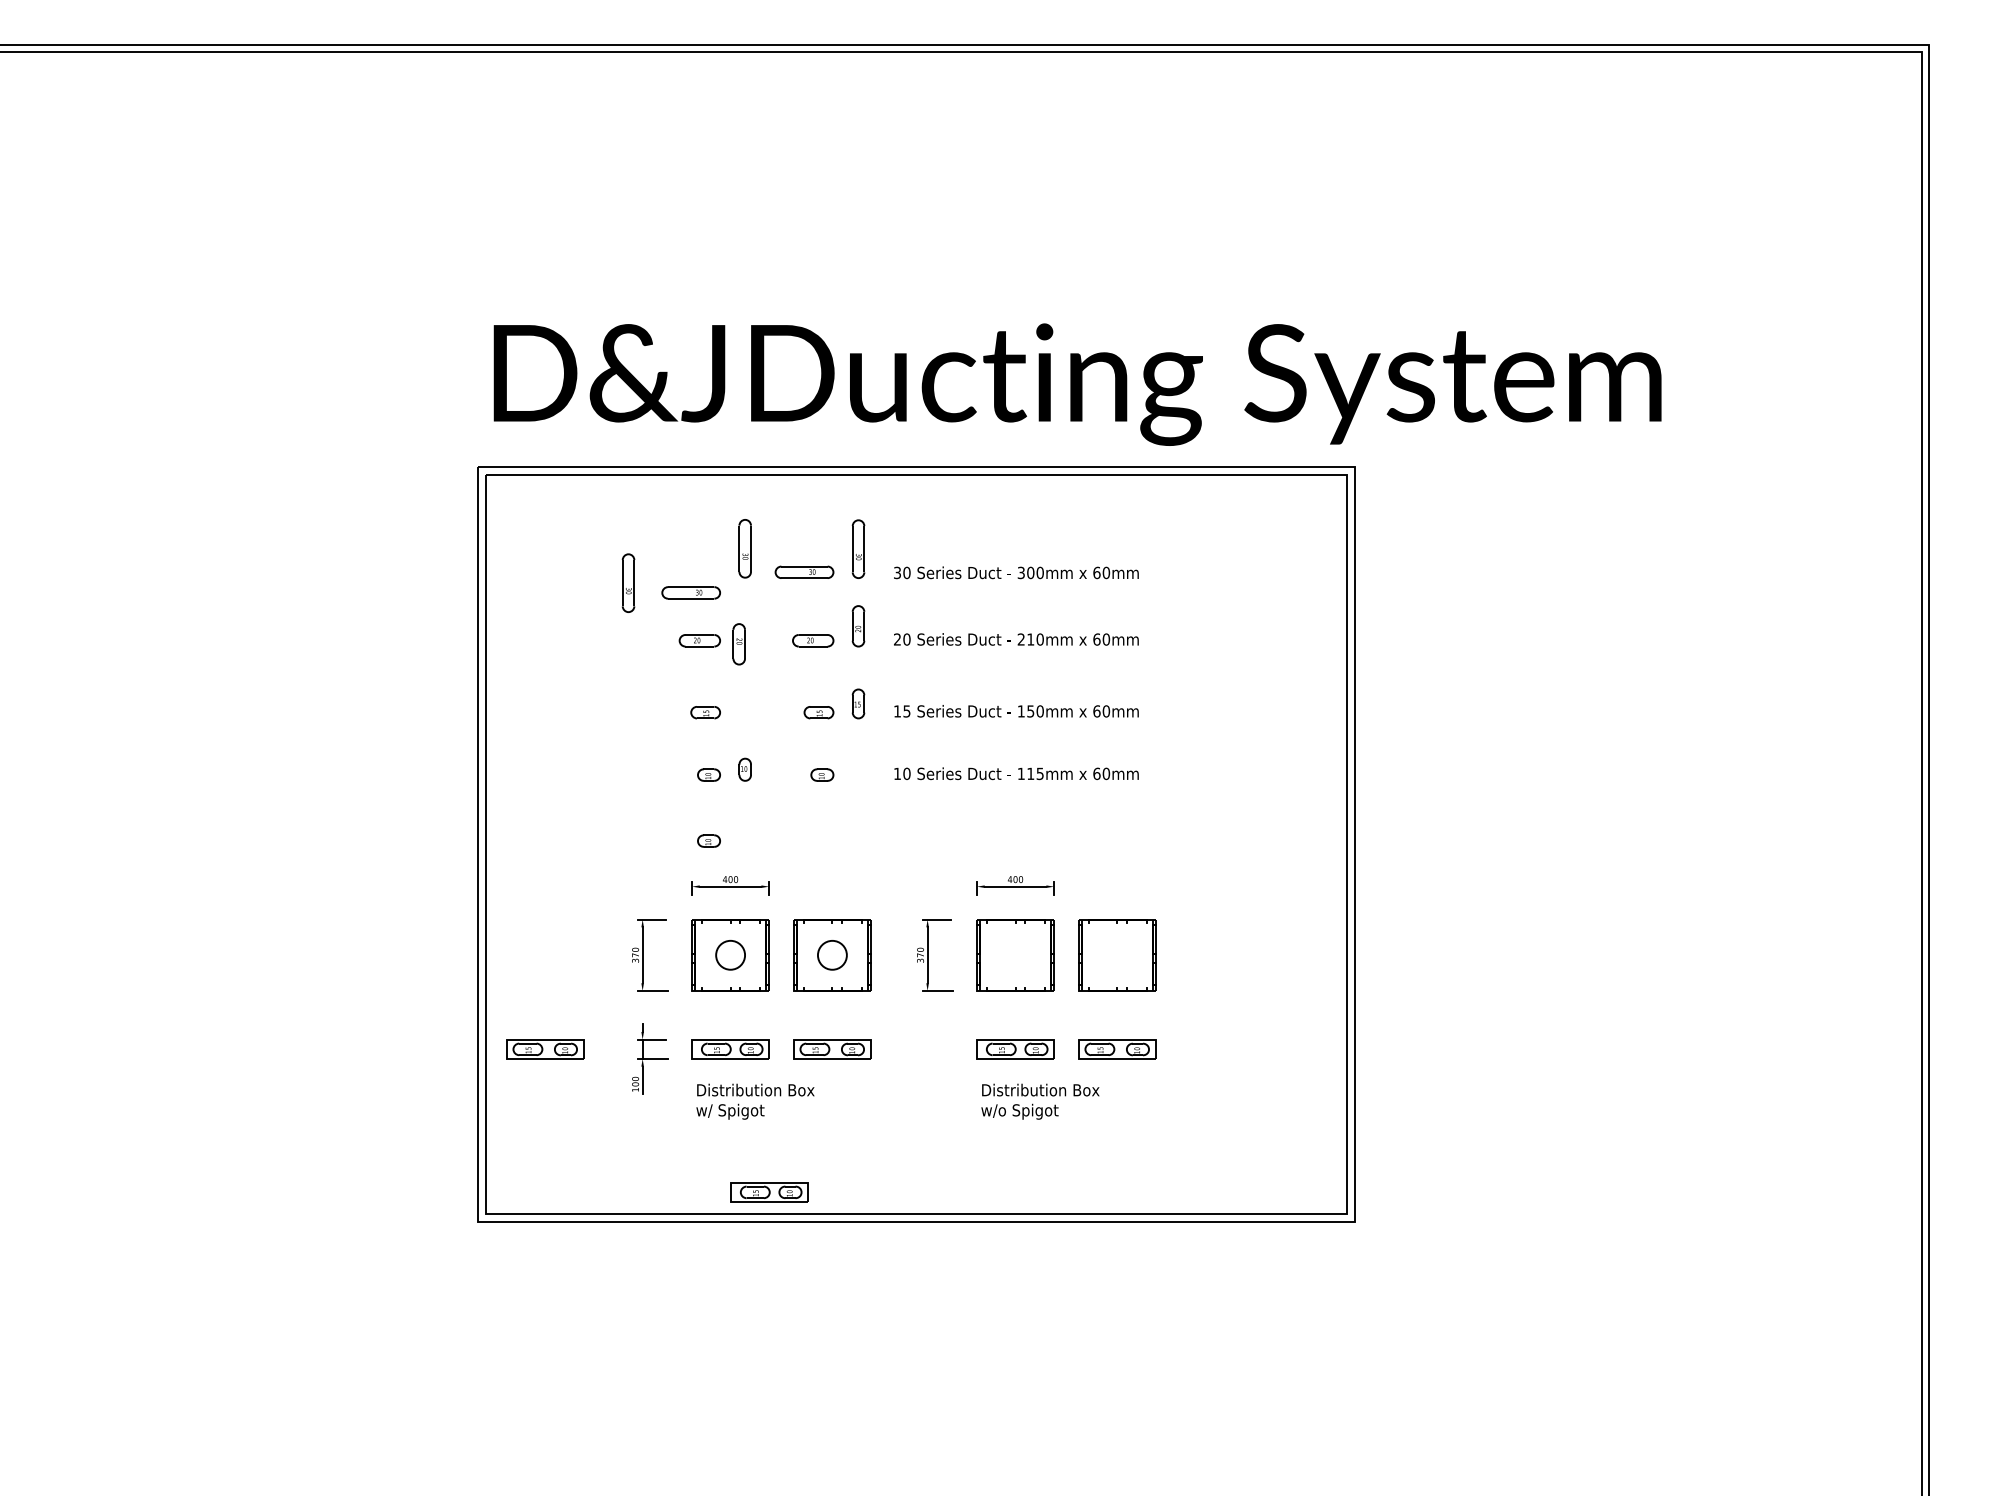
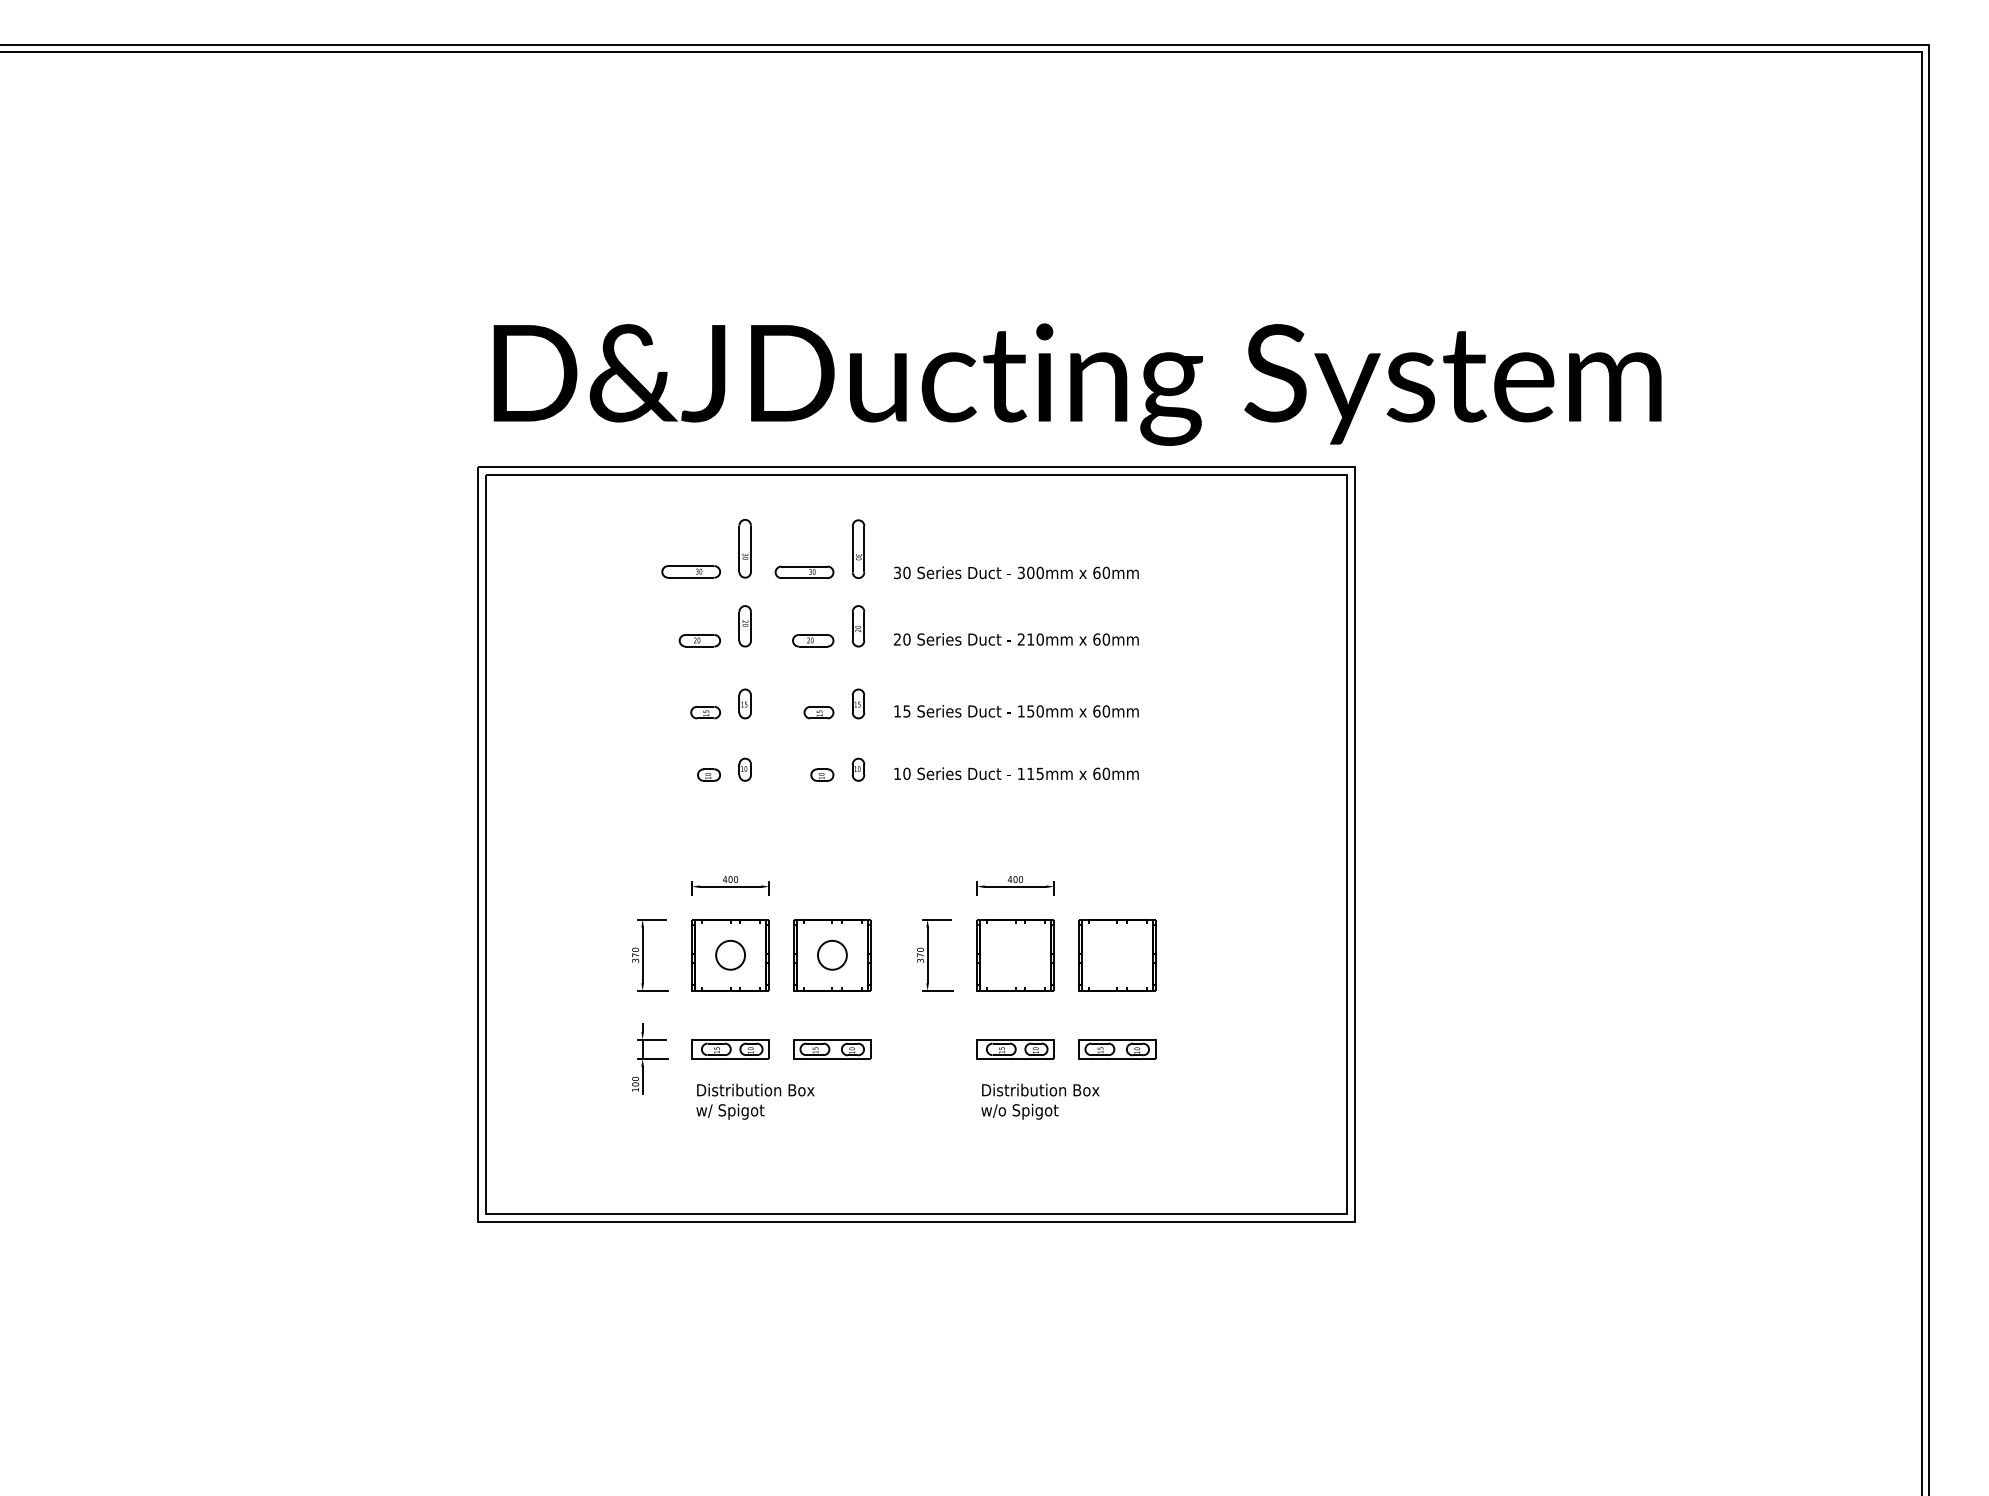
part: present -> none (628, 582)
part position: (690, 592) -> (690, 571) (690, 571)
part position: (738, 644) -> (744, 626) (744, 626)
part: none -> present (744, 703)
part: none -> present (858, 769)
part: present -> none (708, 840)
part: present -> none (545, 1049)
part: present -> none (769, 1192)
